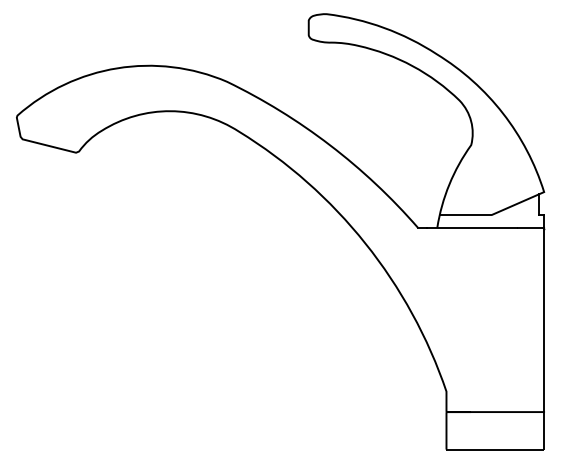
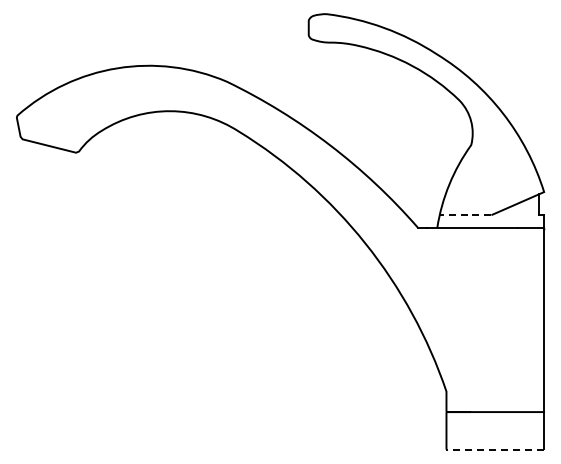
line: solid -> dashed (465, 215)
line: solid -> dashed (495, 449)
